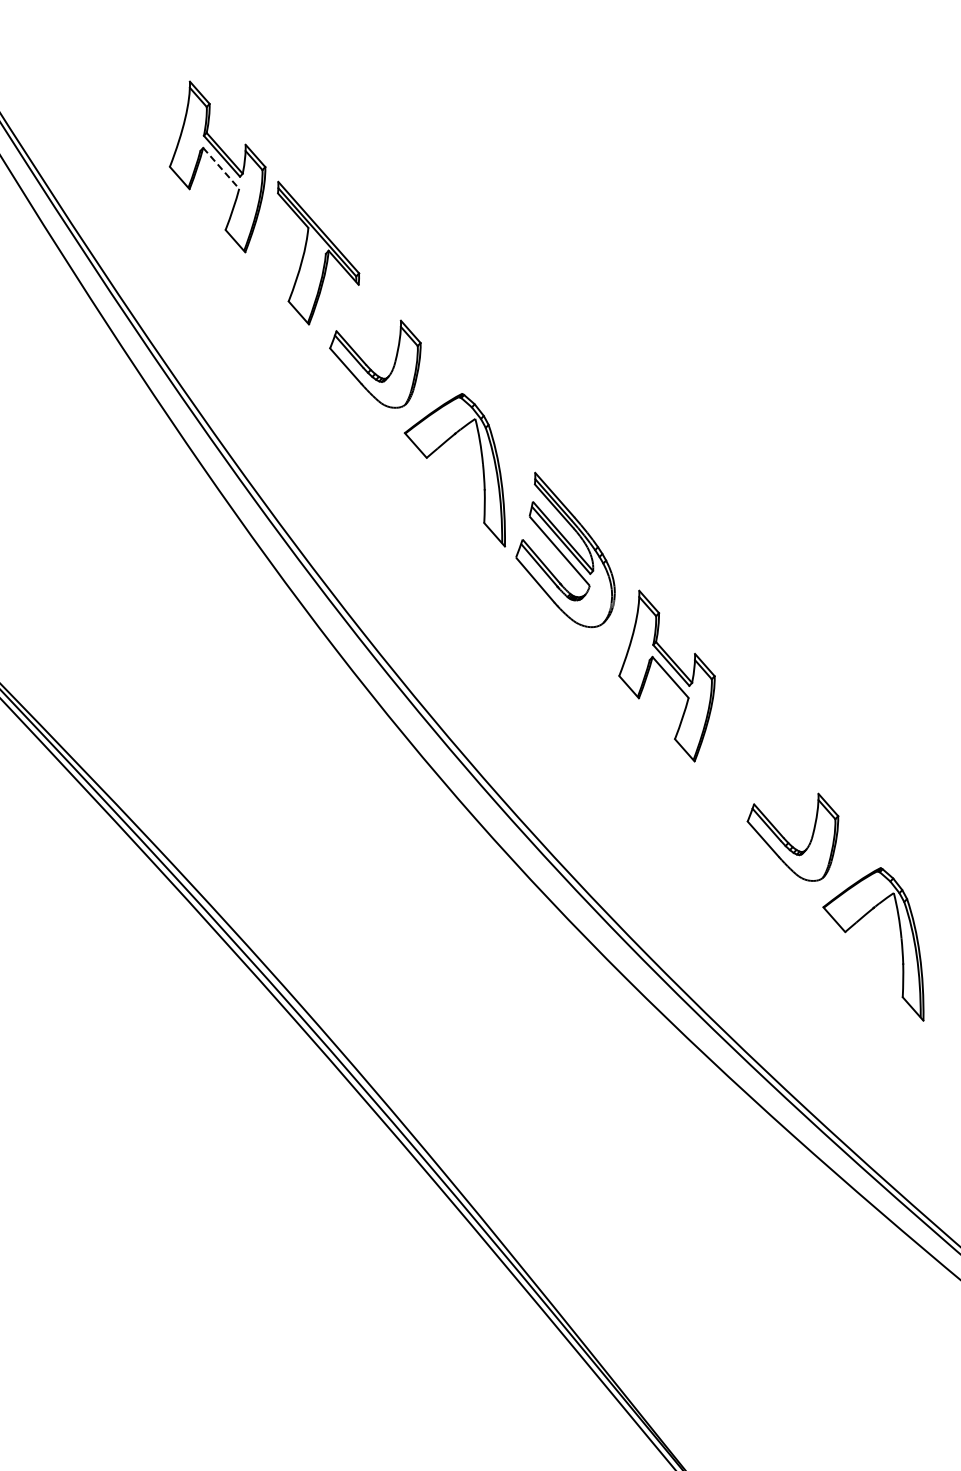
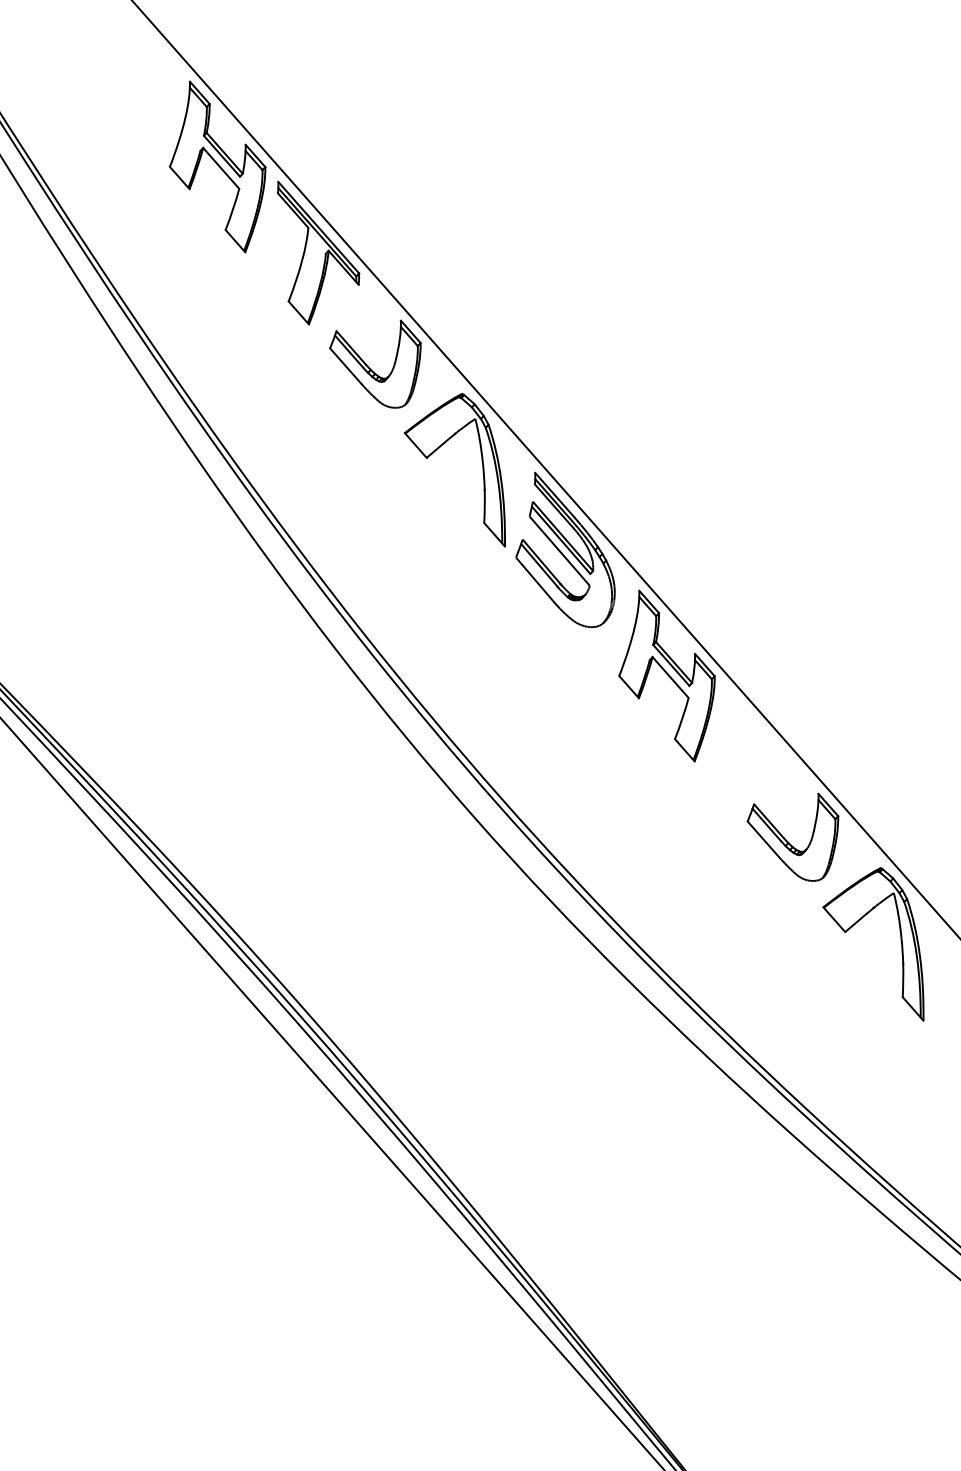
line: dashed -> solid (221, 168)
line: none -> present (545, 468)
line: none -> present (331, 1093)
